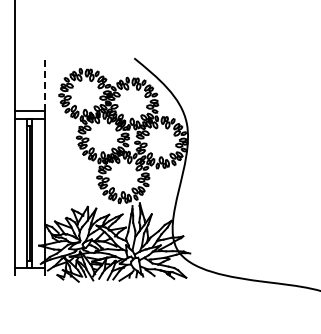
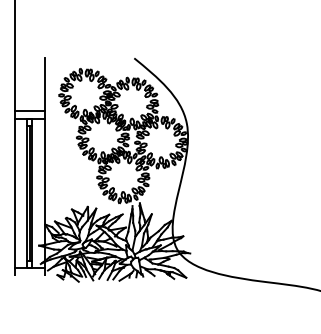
line: dashed -> solid (44, 84)
